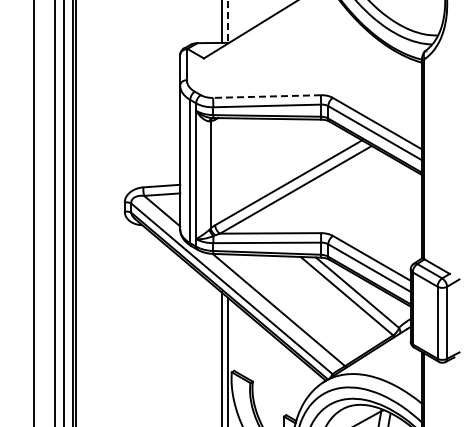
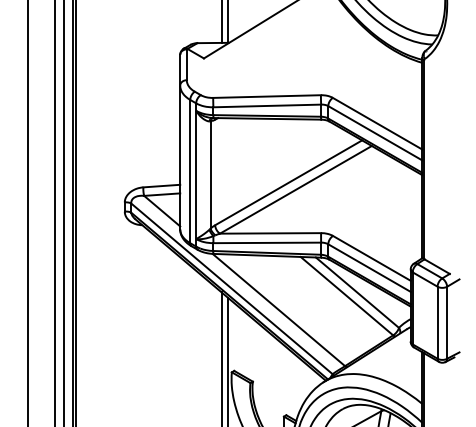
line: dashed -> solid (228, 22)
line: dashed -> solid (267, 96)
line position: (33, 212) -> (27, 212) (27, 212)
